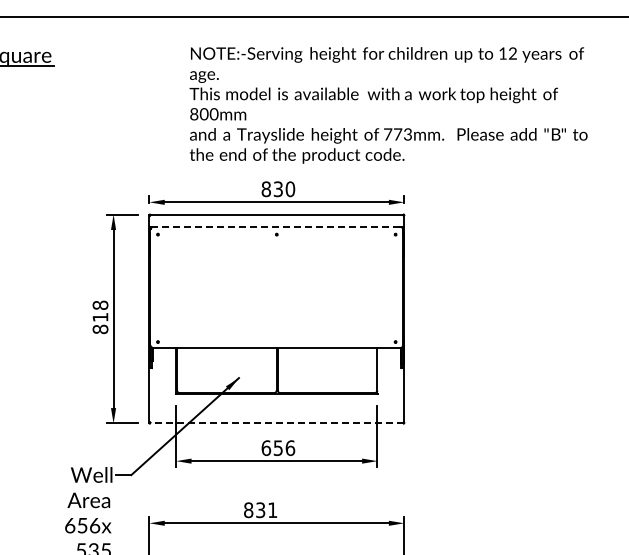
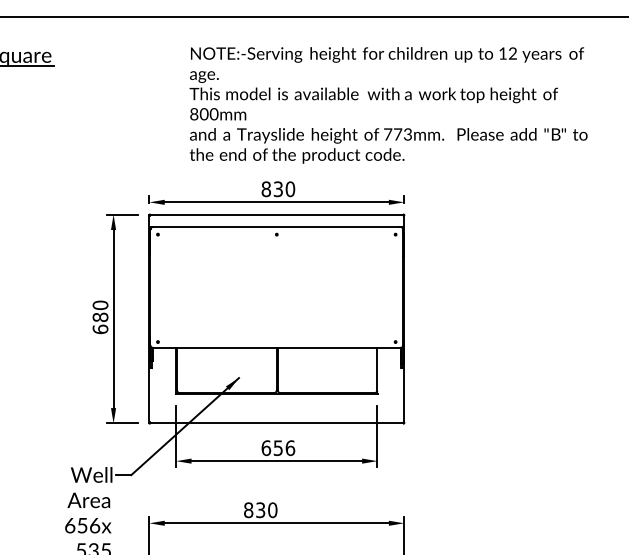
line: dashed -> solid (276, 226)
text: 818 -> 680 (100, 317)
line: dashed -> solid (276, 423)
text: 831 -> 830 (272, 510)
